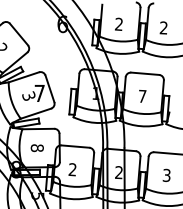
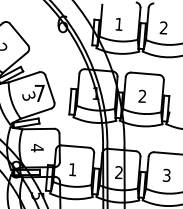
text: 2 -> 1 (118, 23)
text: 7 -> 2 (142, 95)
text: 8 -> 4 (36, 148)
text: 2 -> 1 (72, 169)
